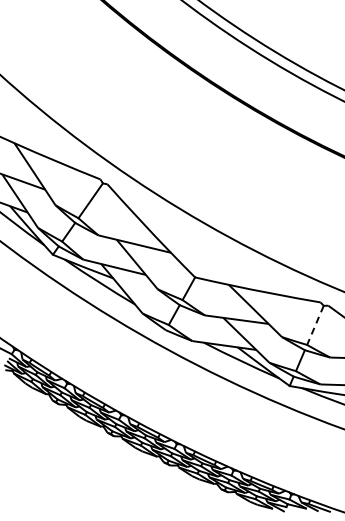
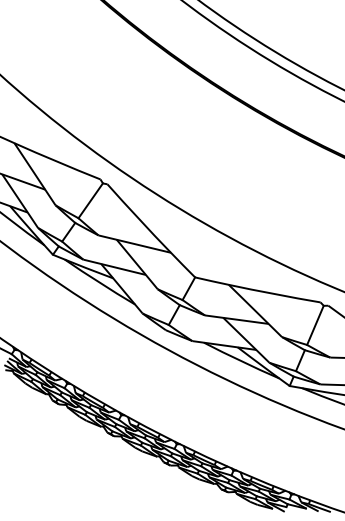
line: dashed -> solid (315, 325)
